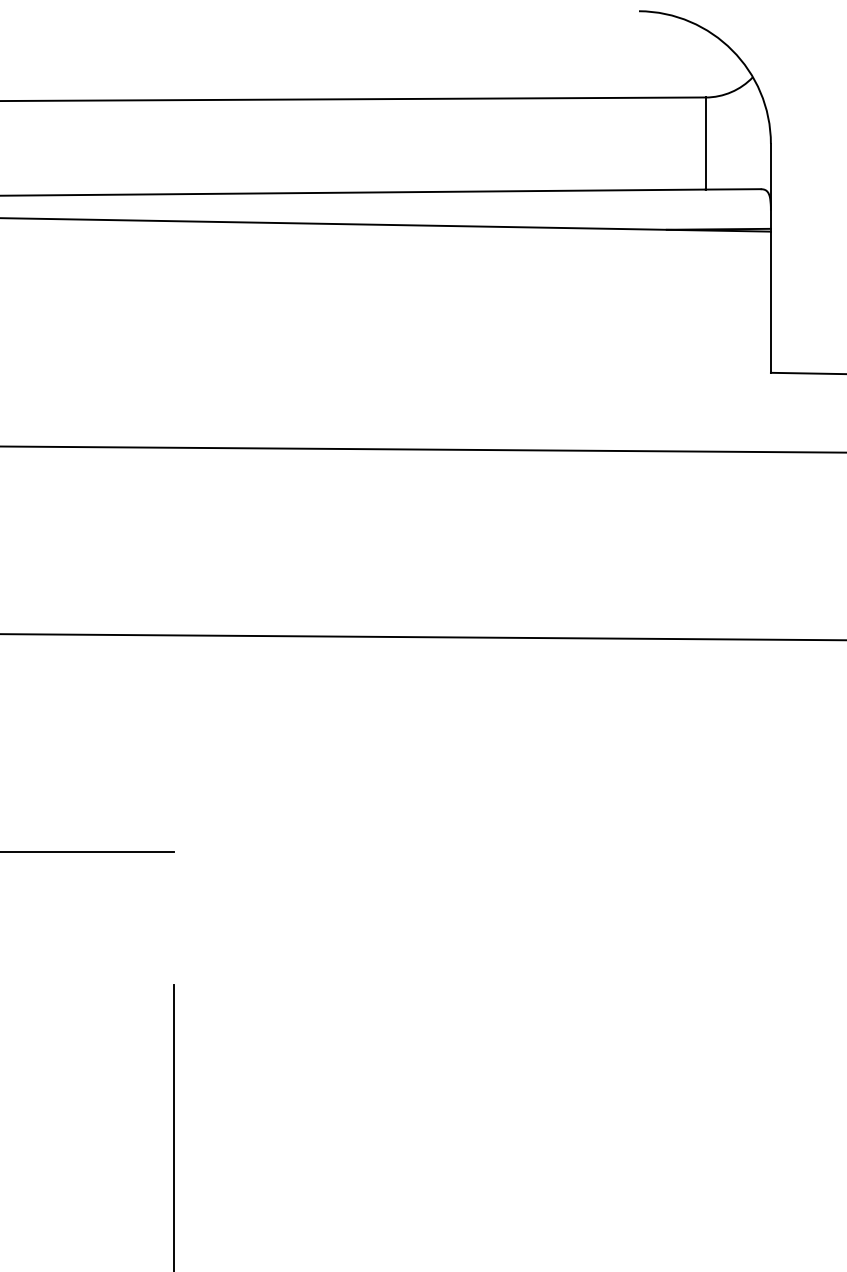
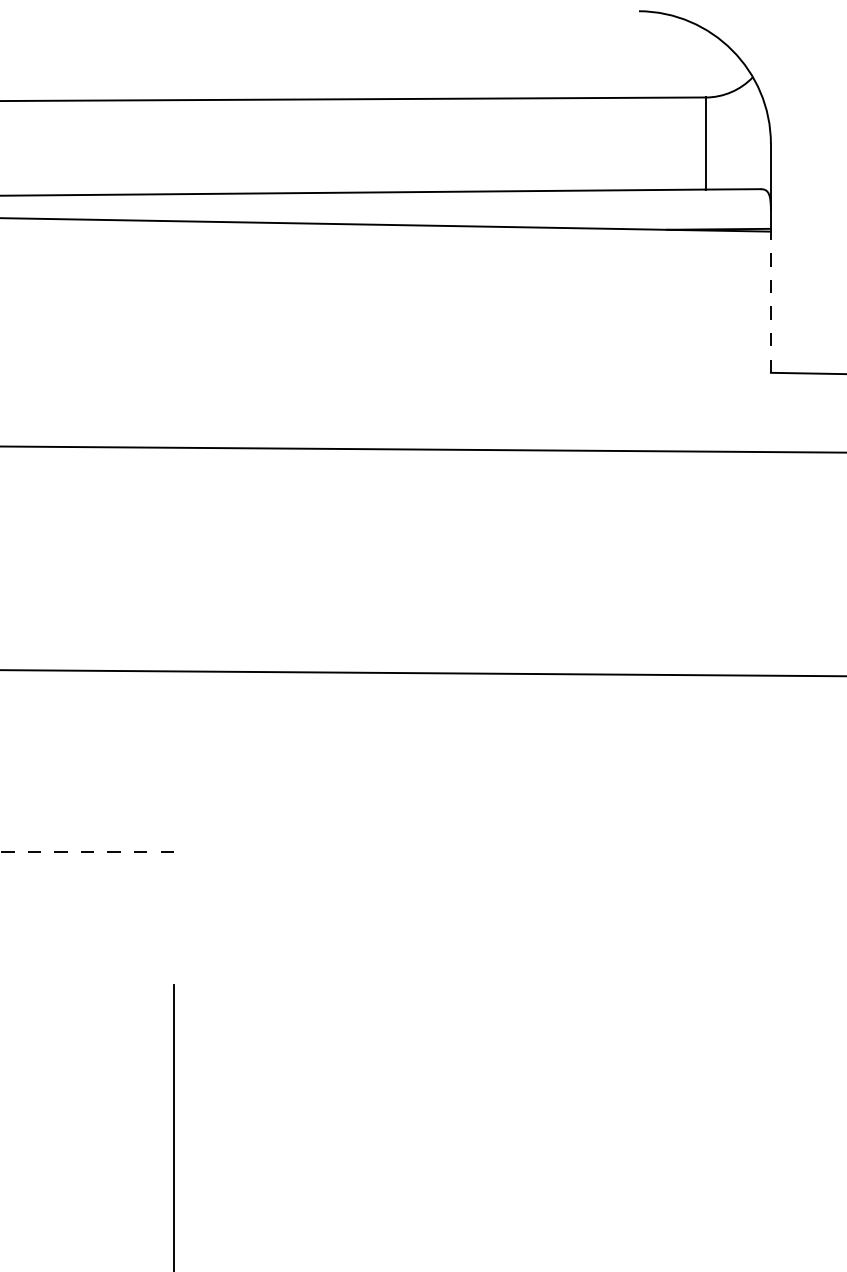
line: solid -> dashed (770, 302)
line position: (422, 637) -> (422, 673) (422, 673)
line: solid -> dashed (87, 851)
